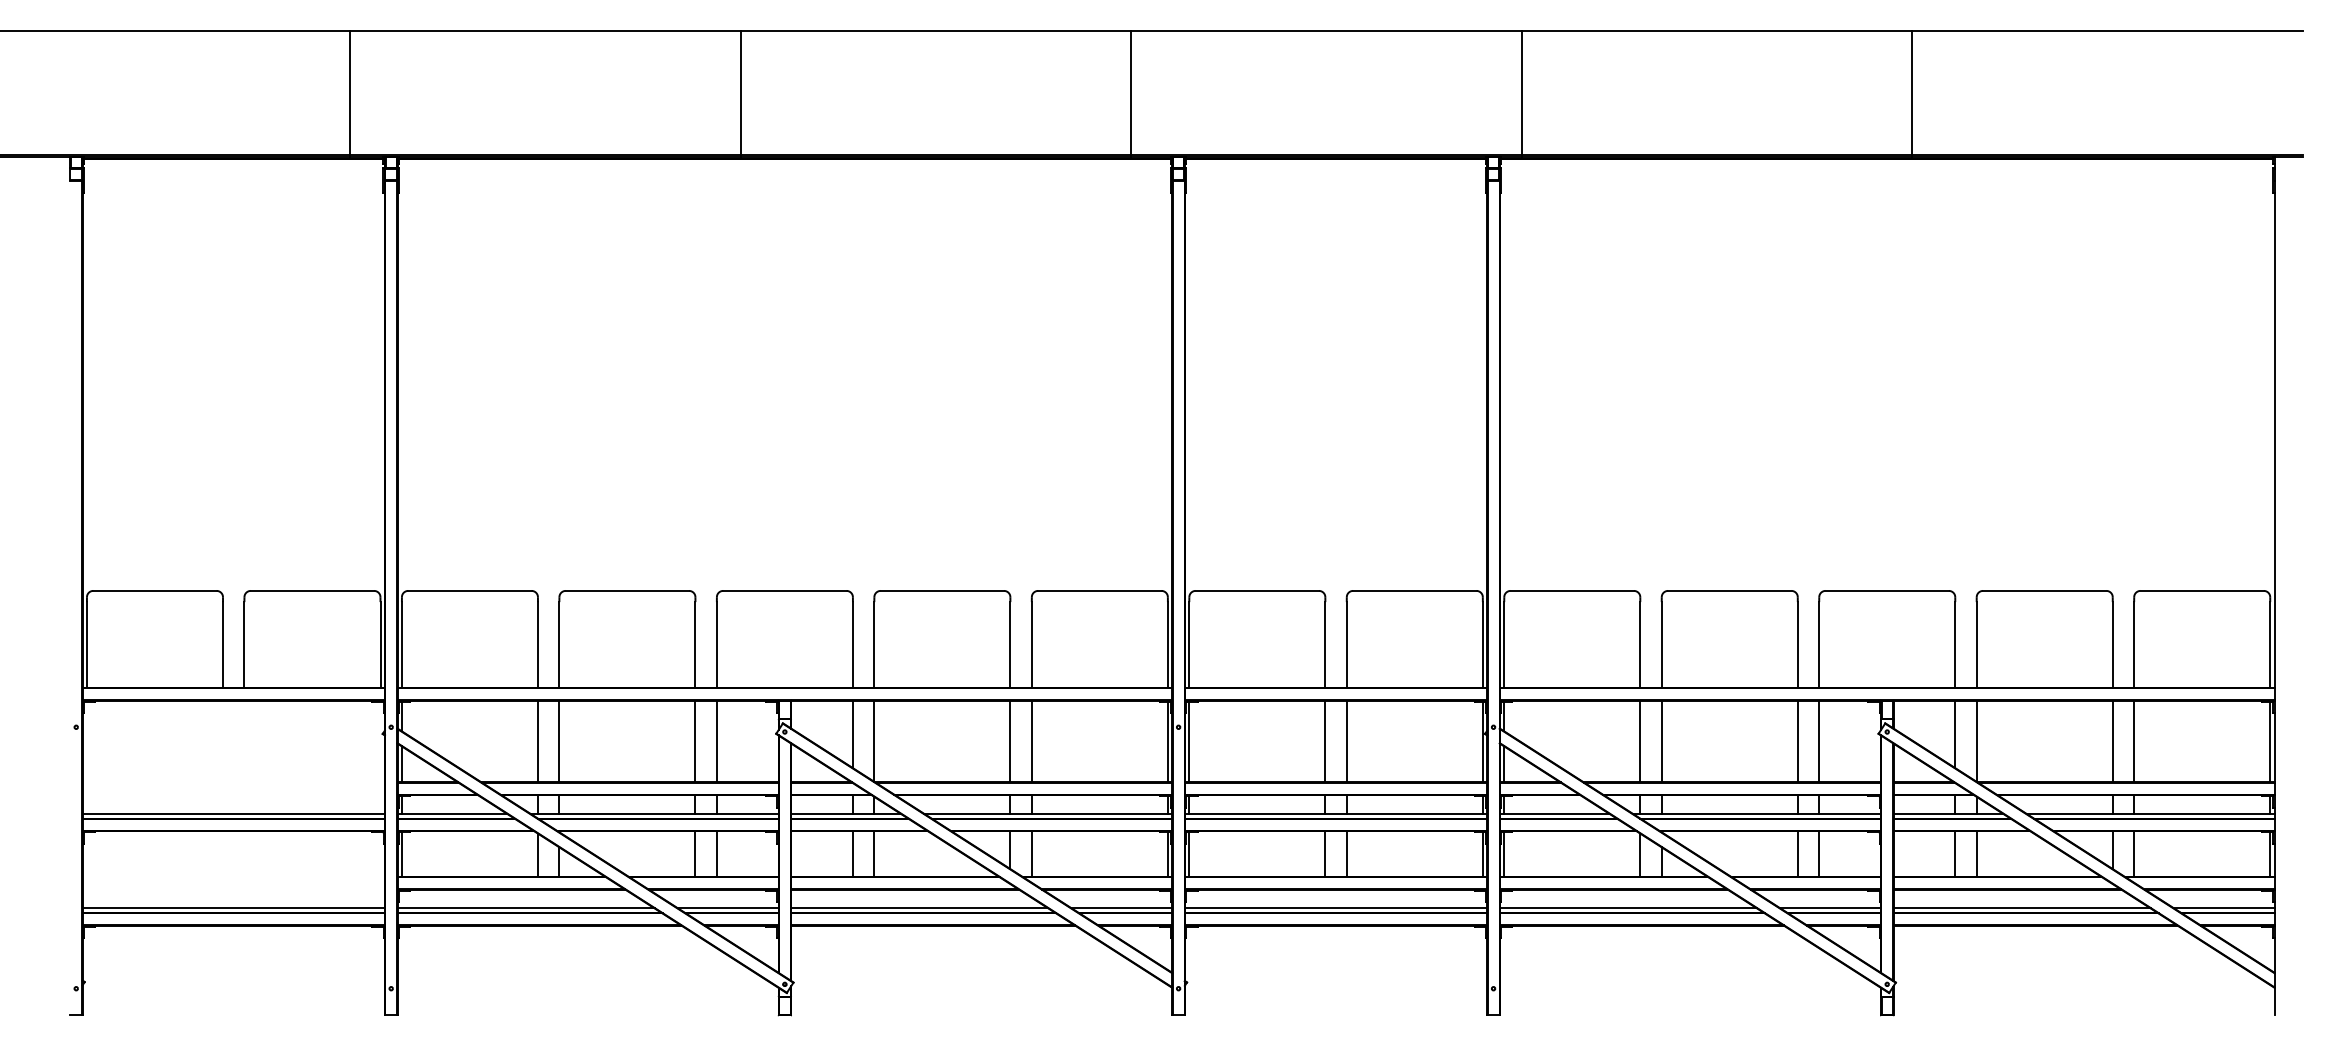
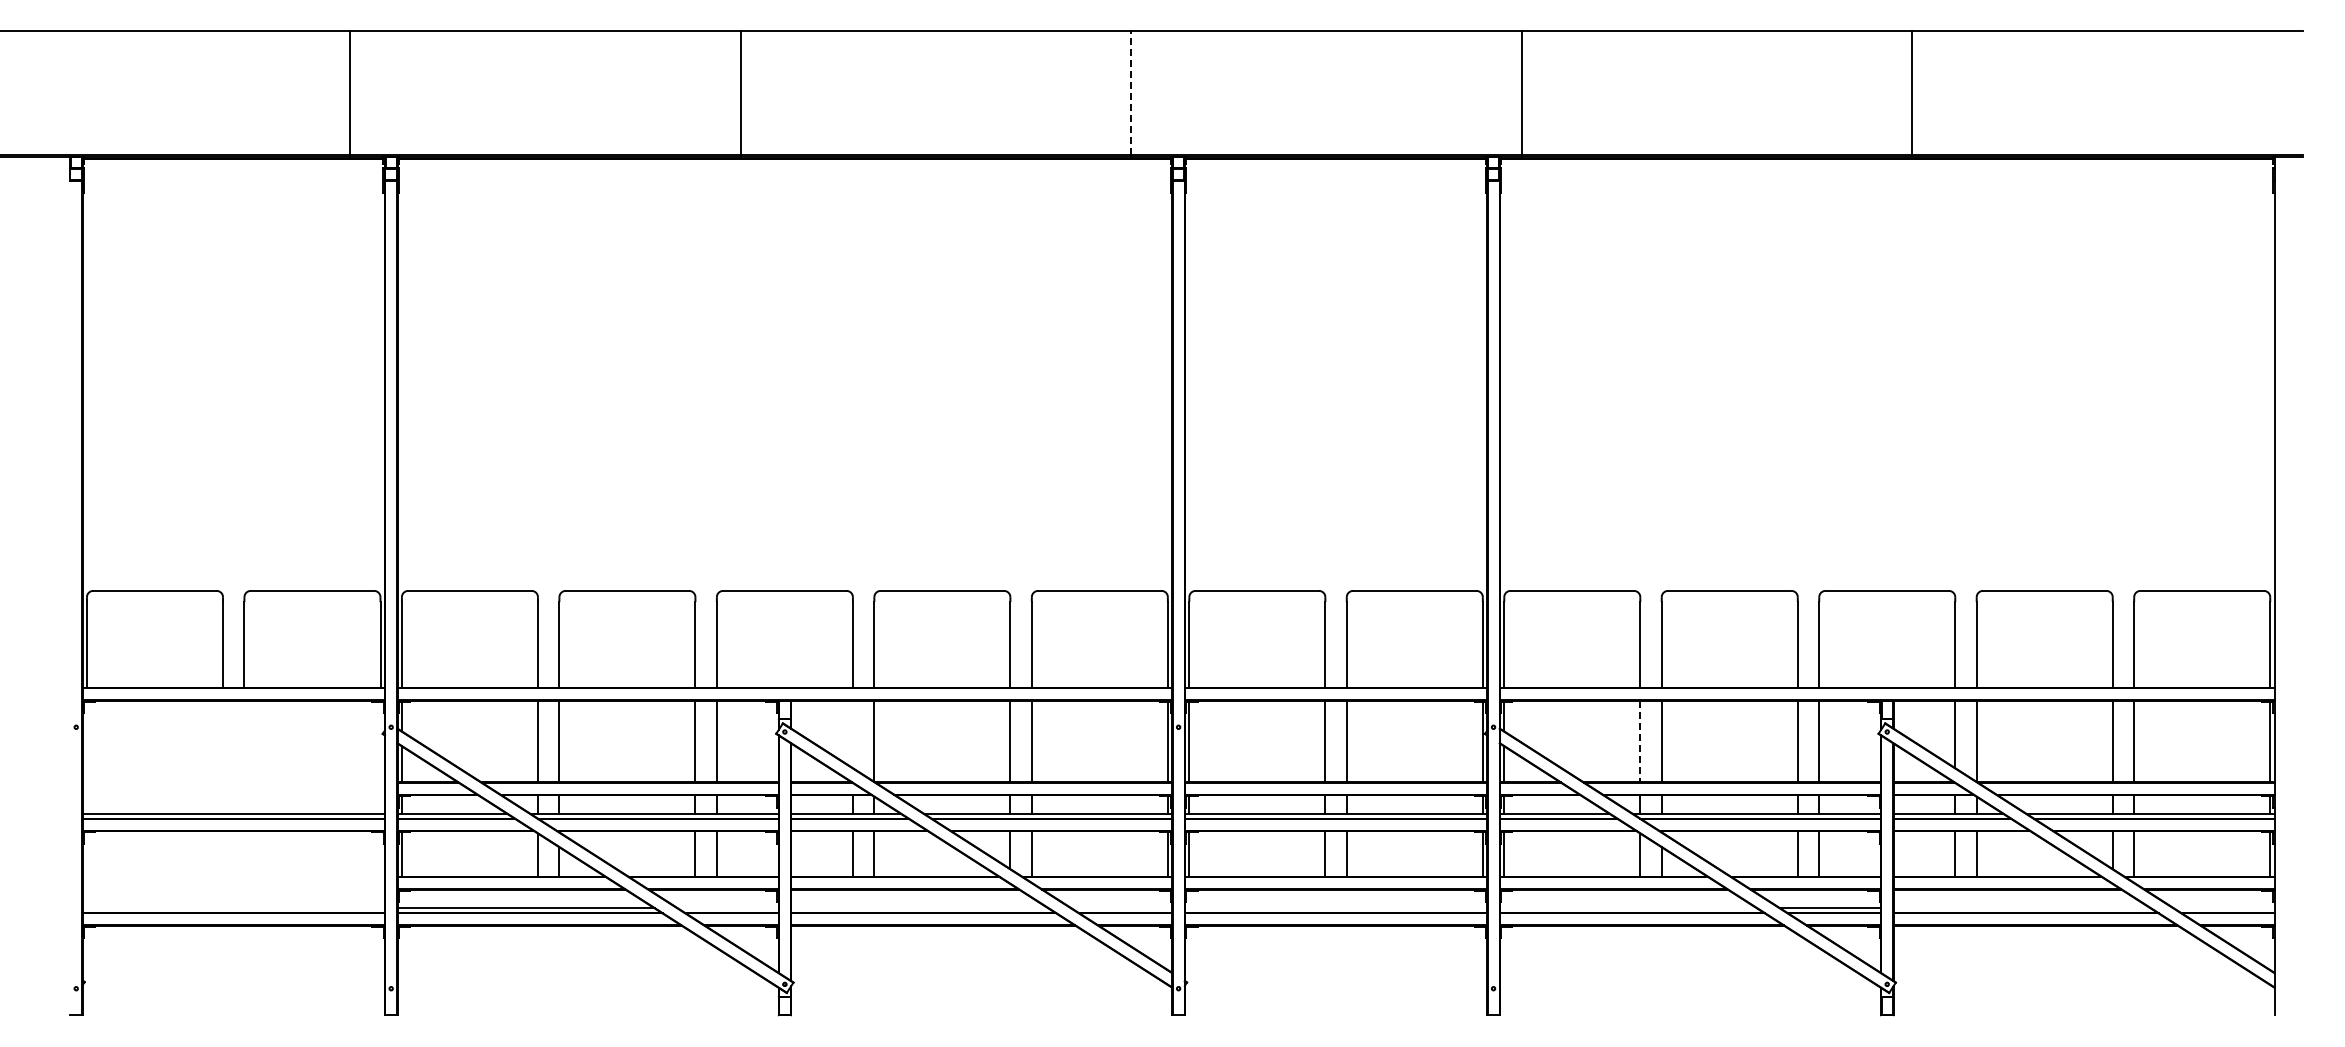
line: solid -> dashed (1131, 93)
line: present -> none (852, 734)
line: solid -> dashed (1640, 741)
line: present -> none (233, 908)
line: present -> none (728, 908)
line: present -> none (919, 908)
line: present -> none (1121, 908)
line: present -> none (1335, 908)
line: present -> none (1628, 908)
line: present -> none (2021, 908)
line: present -> none (2224, 908)
